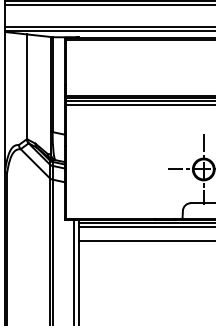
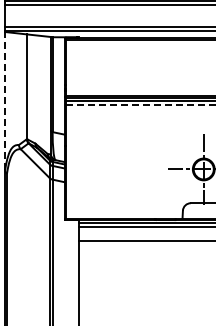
line: solid -> dashed (5, 100)
line: solid -> dashed (140, 105)
line: present -> none (73, 270)
